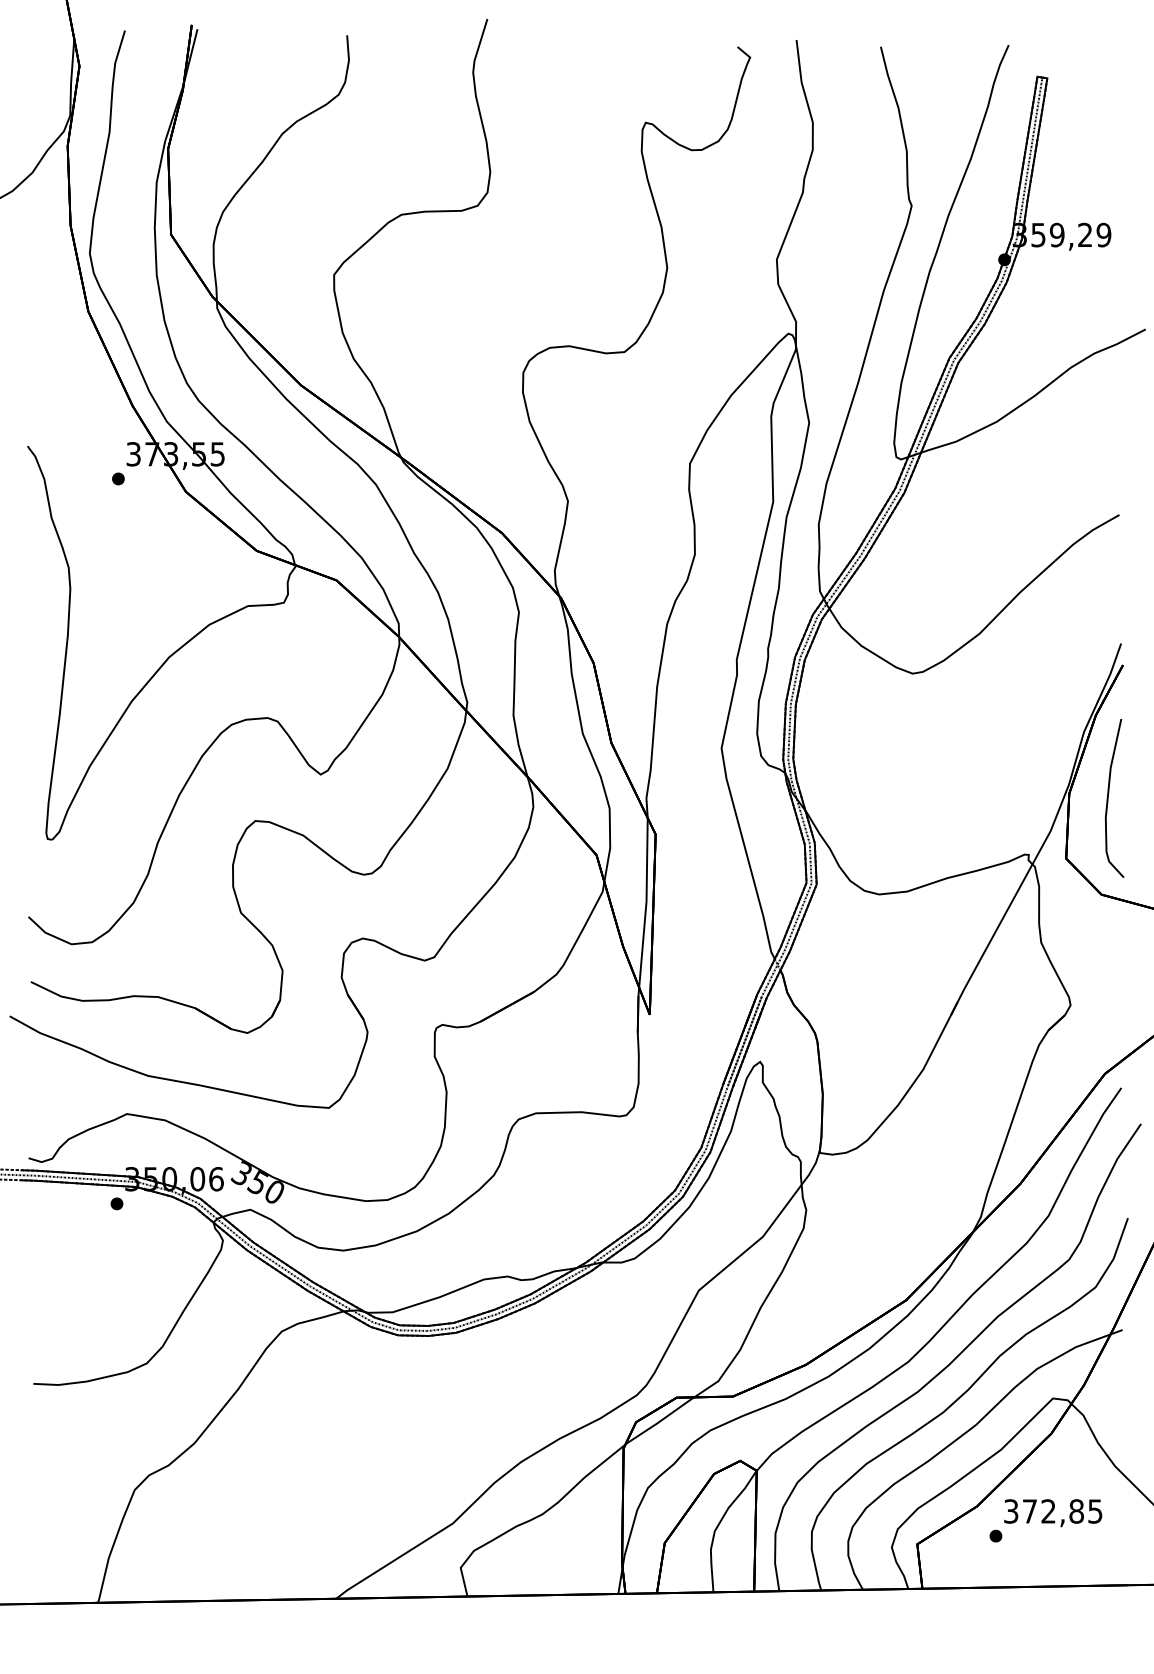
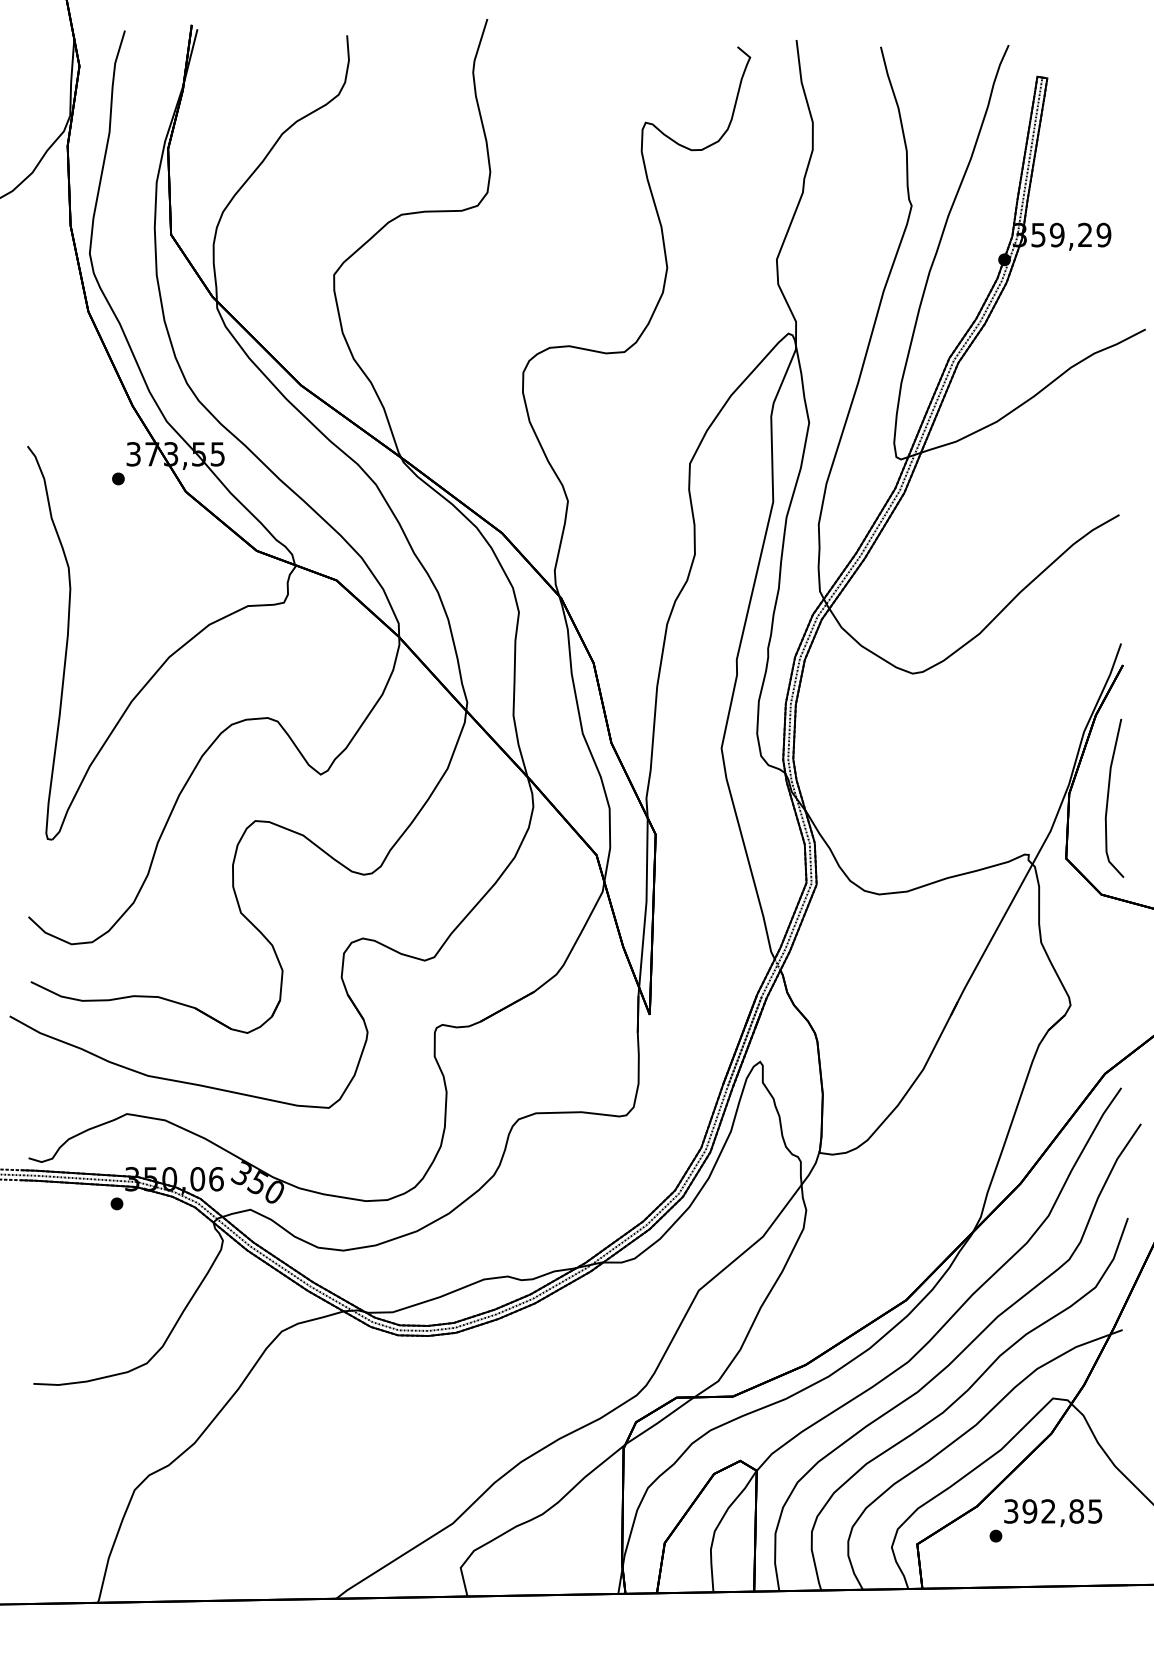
text: 372,85 -> 392,85 (1029, 1511)
